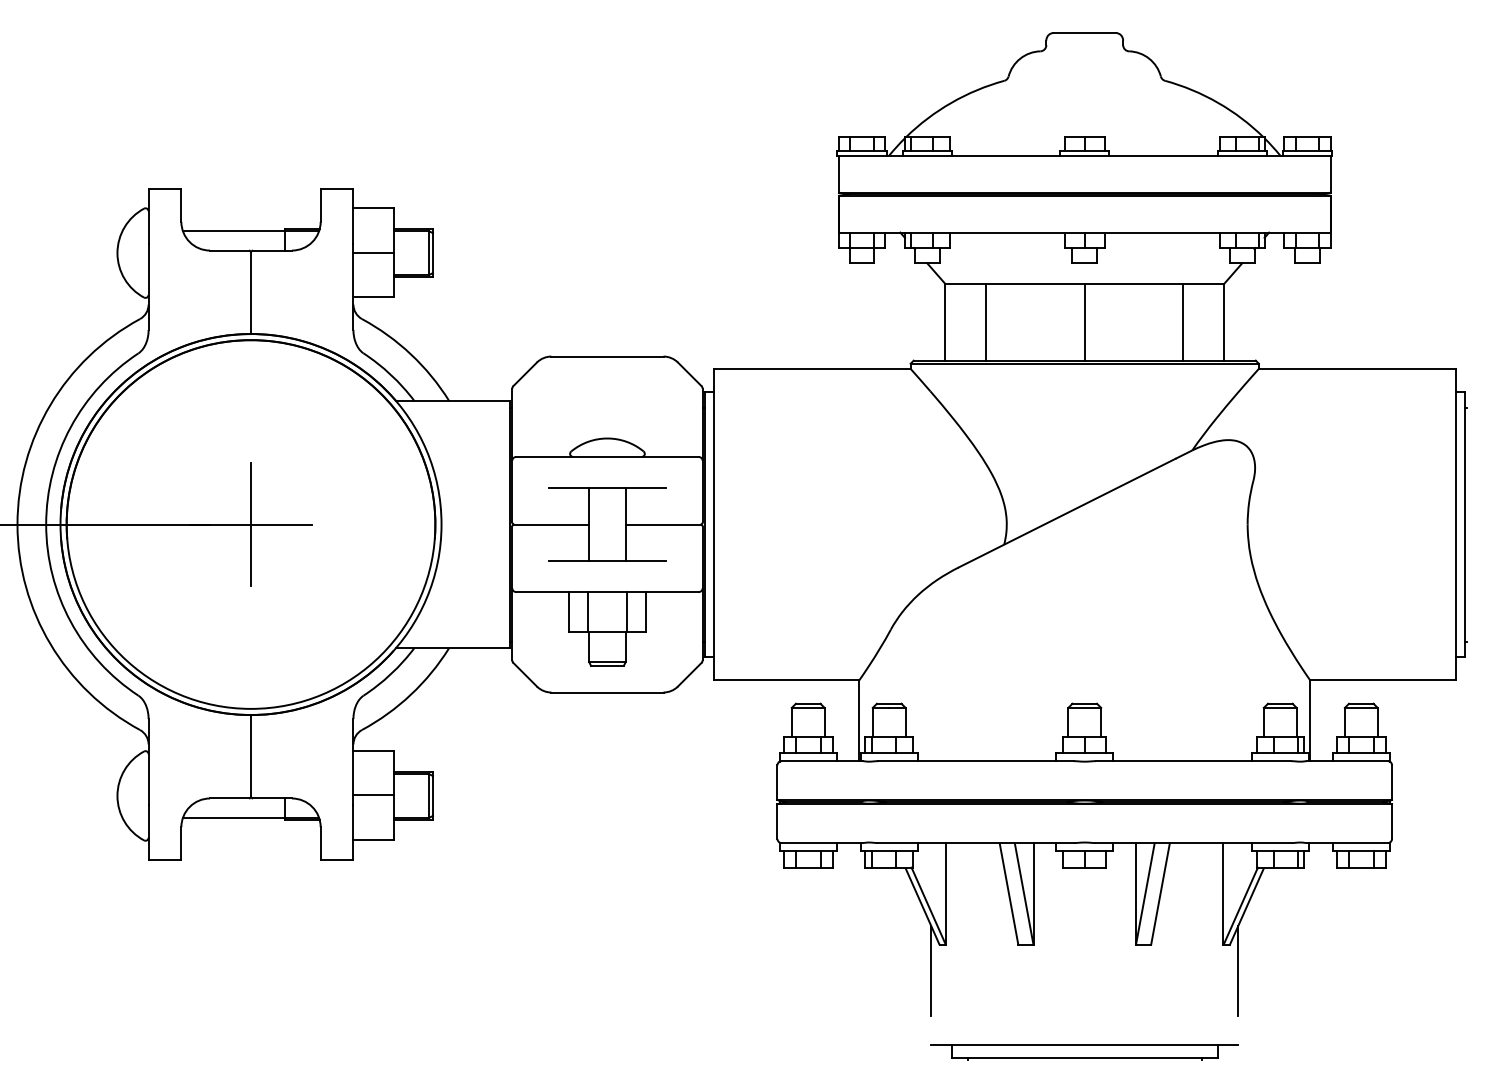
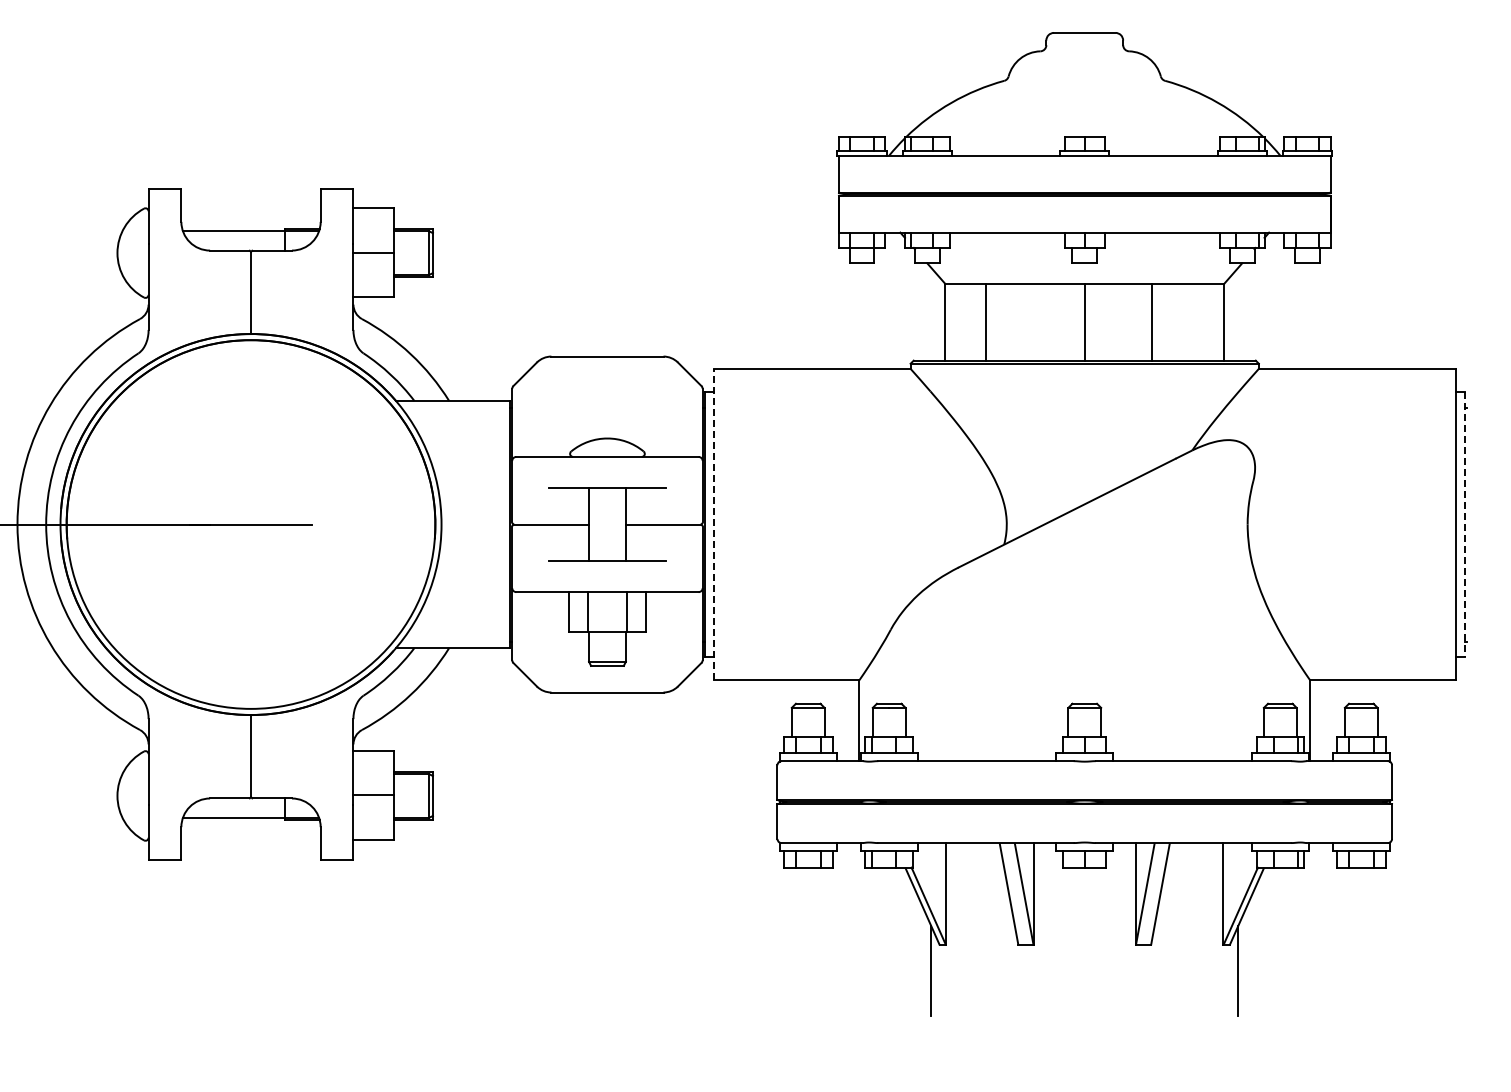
line position: (1183, 321) -> (1152, 321) (1152, 321)
line: present -> none (251, 524)
line: solid -> dashed (713, 524)
line: solid -> dashed (1464, 524)
part: present -> none (1084, 1052)
